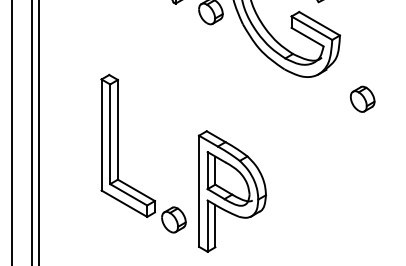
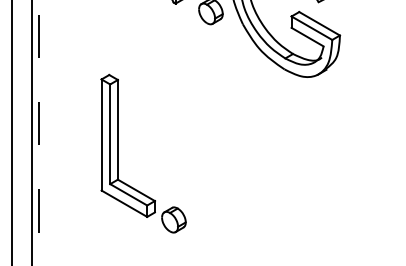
part: present -> none (362, 98)
line: solid -> dashed (39, 132)
part: present -> none (231, 191)
